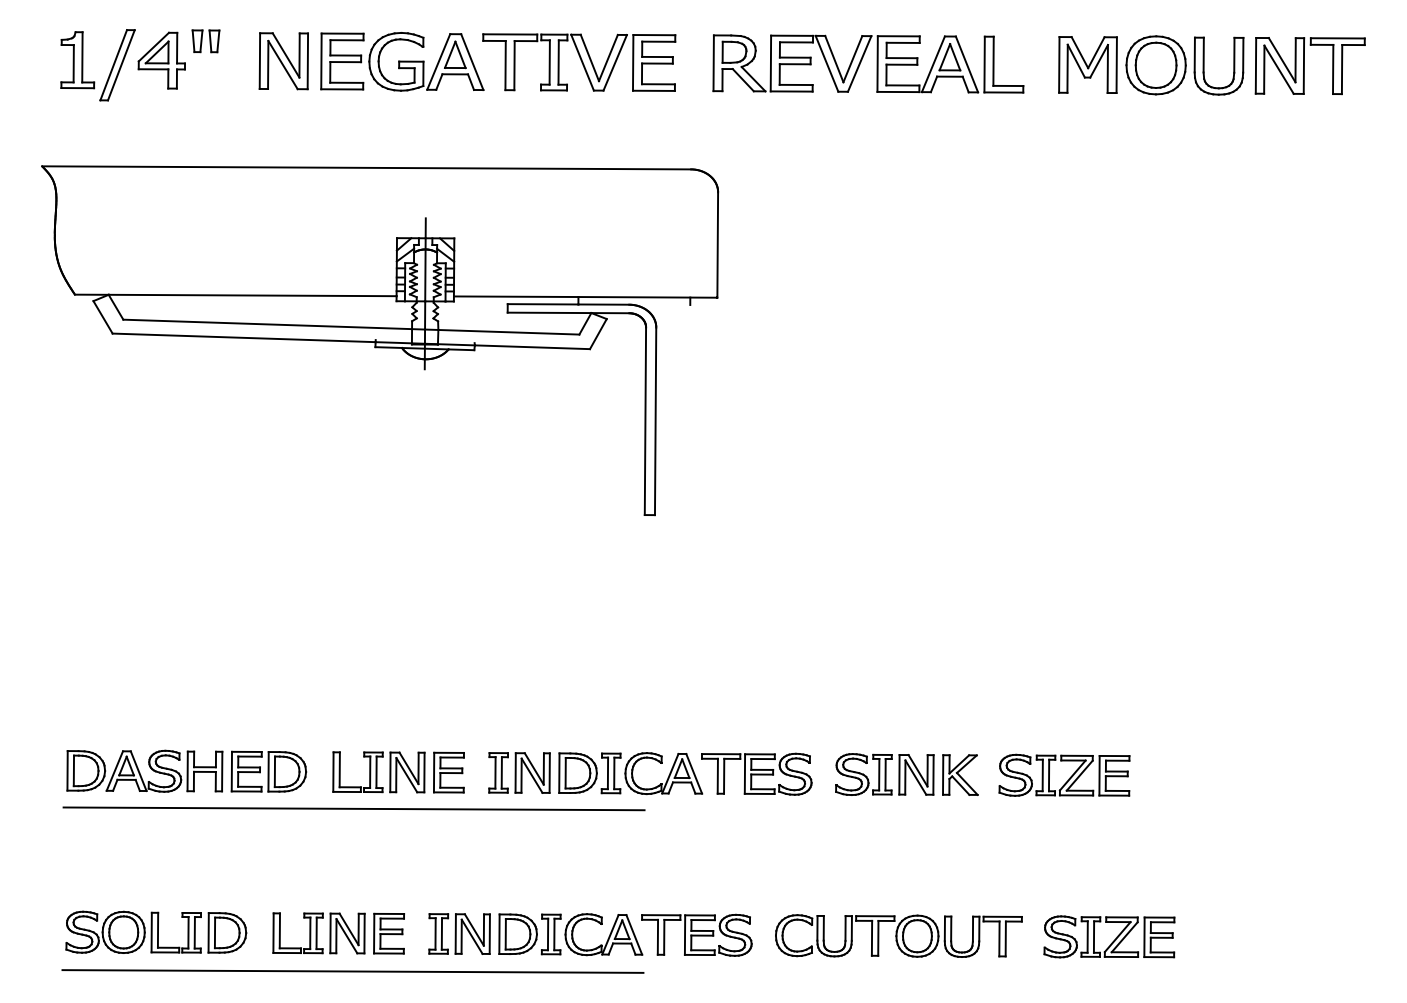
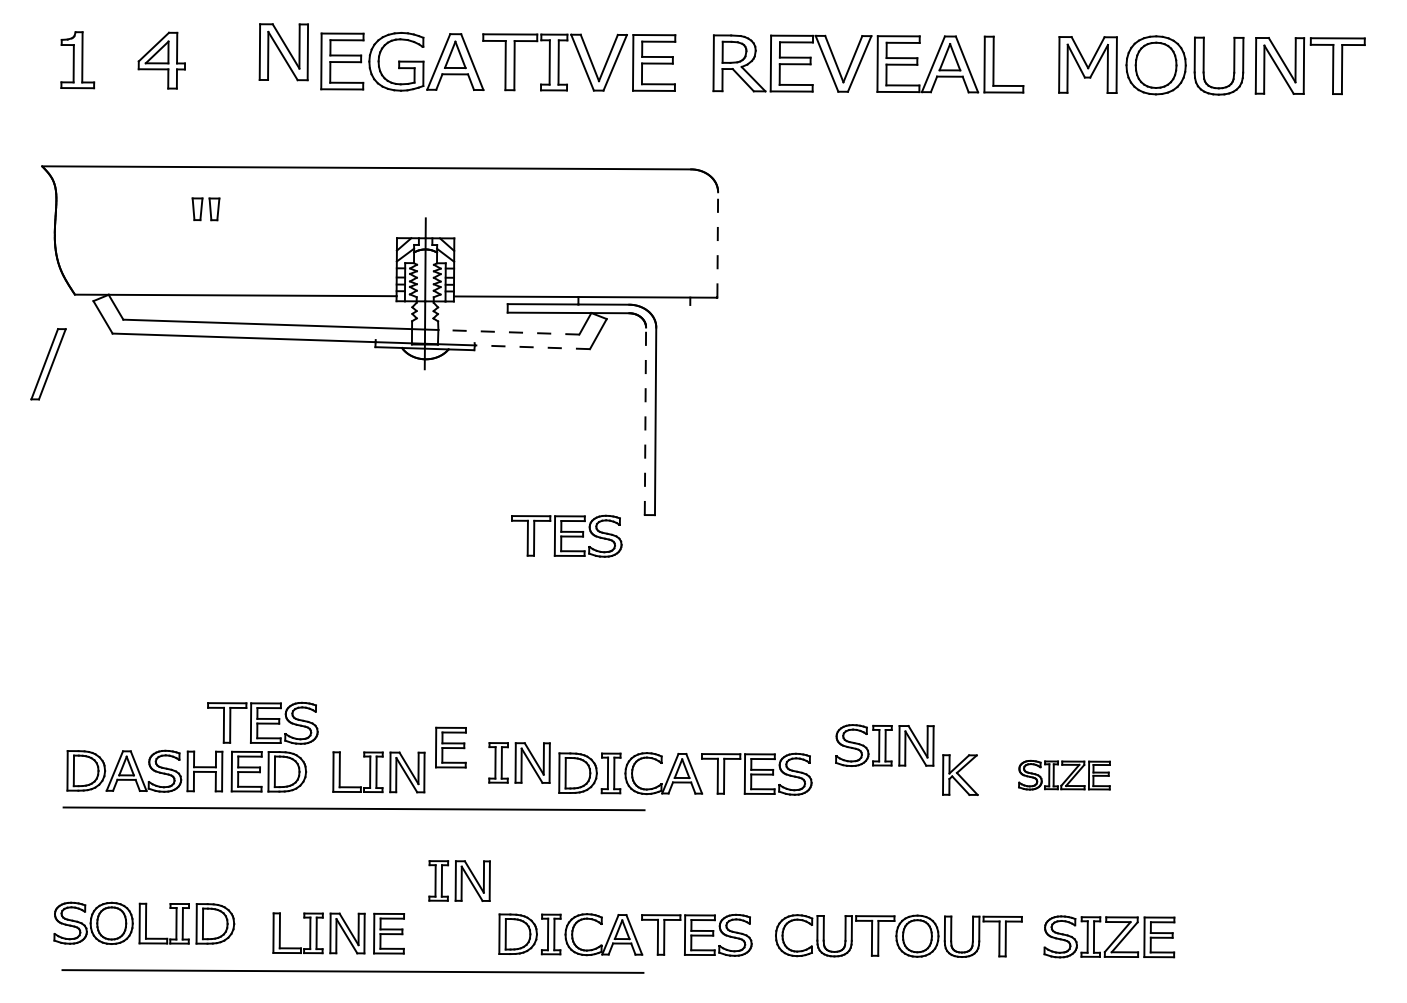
part position: (205, 41) -> (205, 209) (205, 209)
part position: (283, 61) -> (283, 52) (283, 52)
part position: (117, 65) -> (48, 364) (48, 364)
line: solid -> dashed (717, 244)
line: solid -> dashed (508, 332)
line: solid -> dashed (532, 347)
line: solid -> dashed (645, 421)
part: none -> present (566, 535)
part: none -> present (262, 722)
part position: (448, 772) -> (450, 747) (450, 747)
part position: (519, 772) -> (519, 762) (519, 762)
part position: (884, 774) -> (884, 745) (884, 745)
part size: 133x44 px -> 93x32 px (1064, 774)
part position: (156, 931) -> (144, 922) (144, 922)
part position: (459, 933) -> (459, 880) (459, 880)
